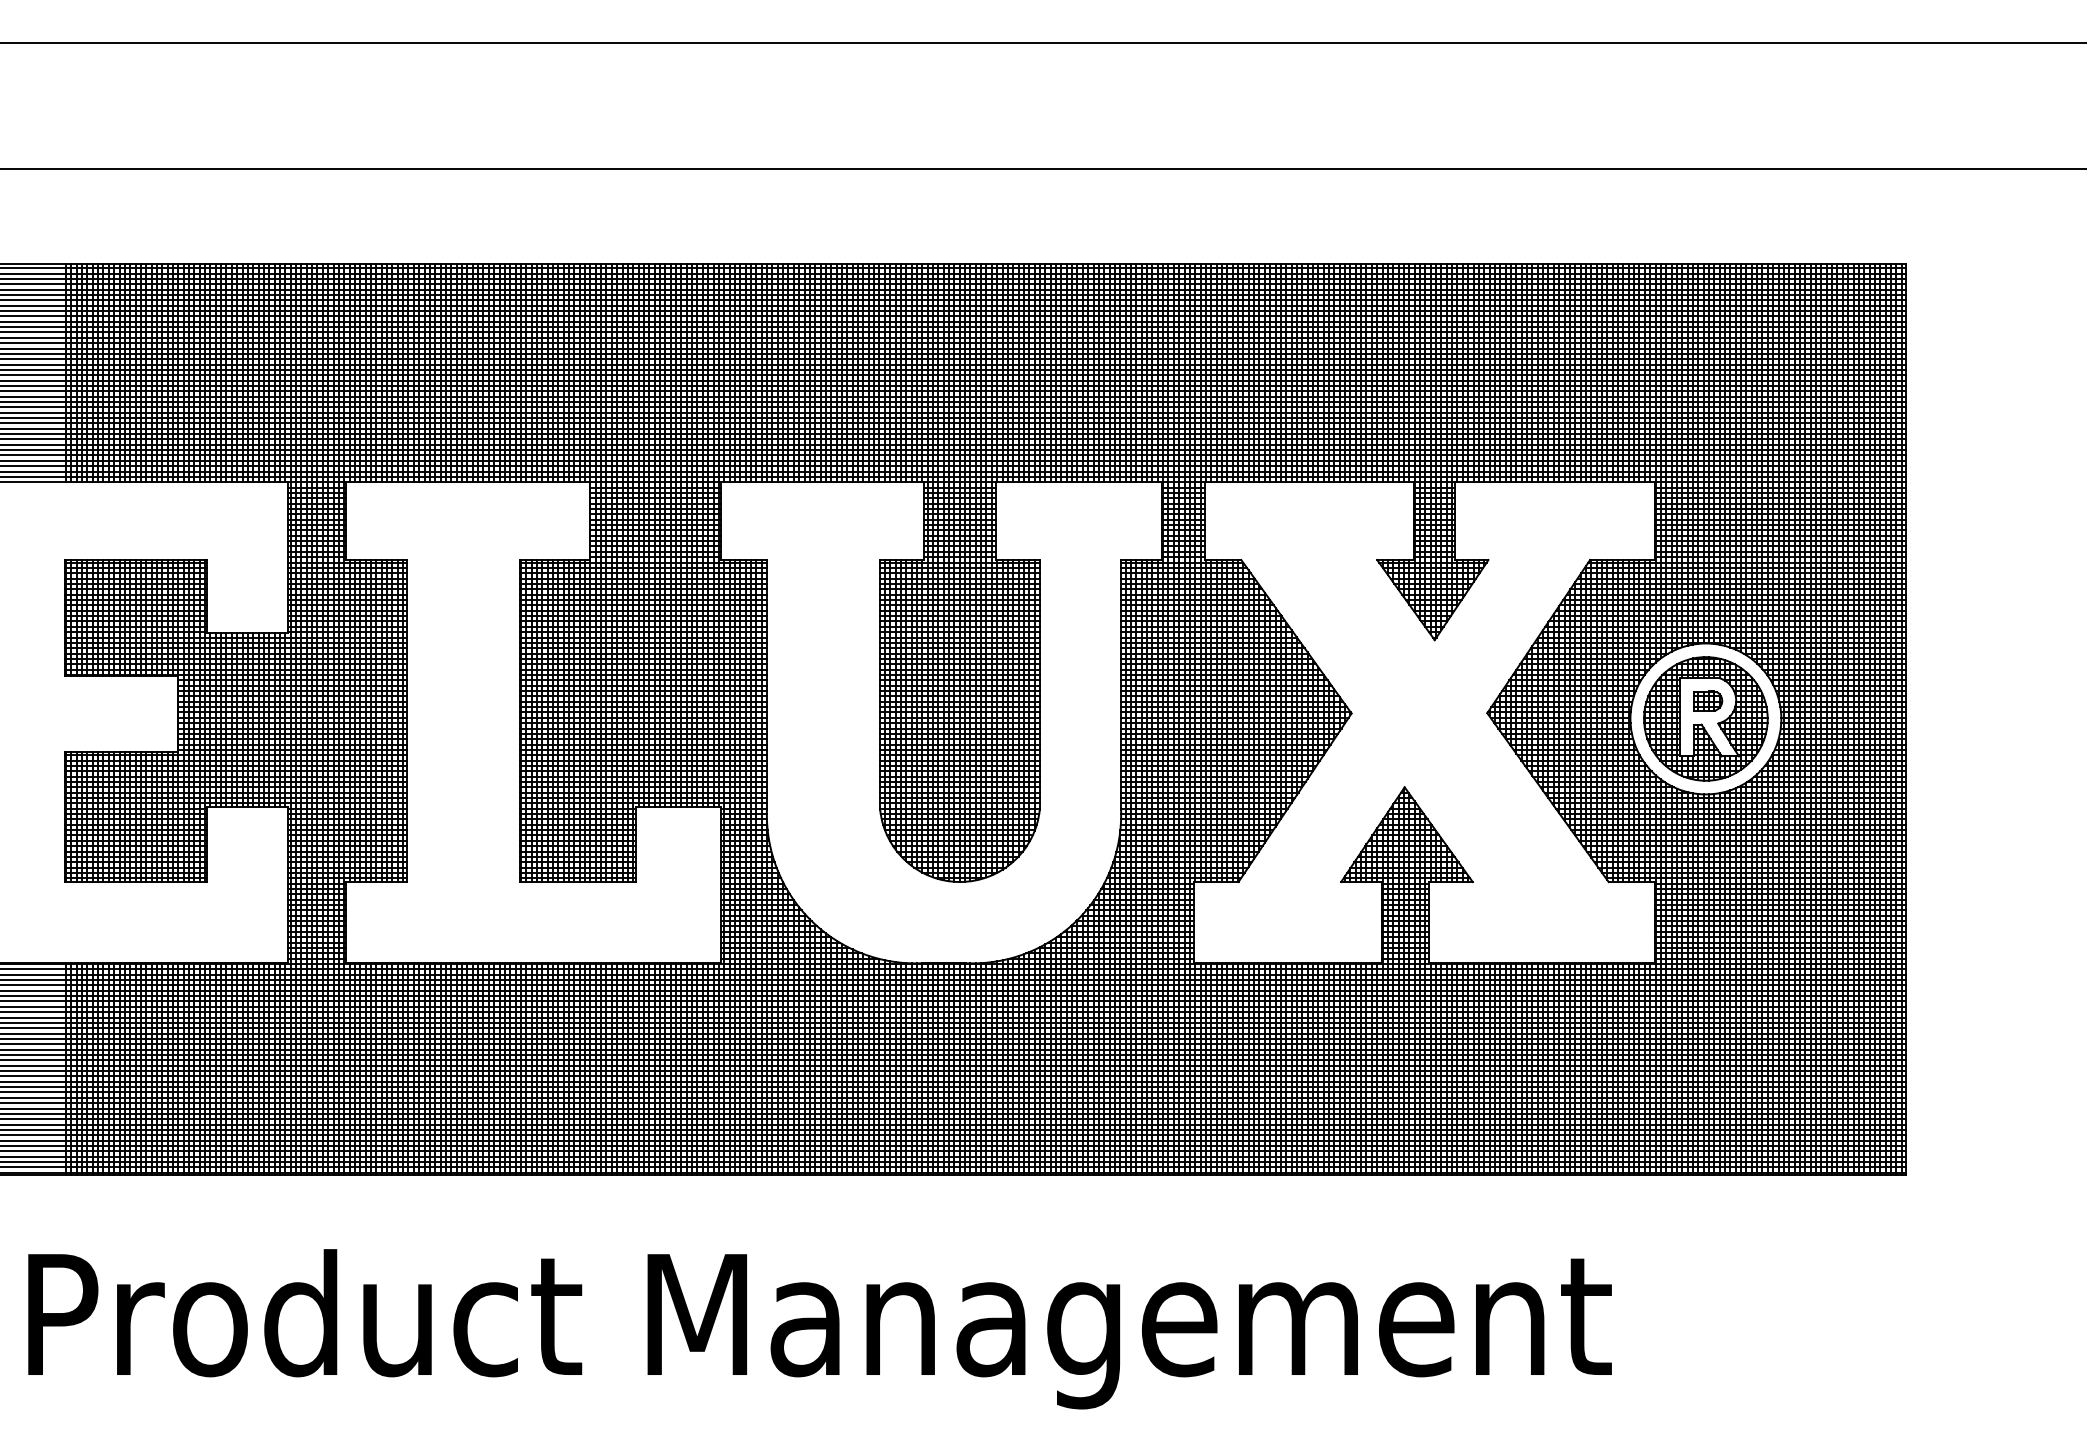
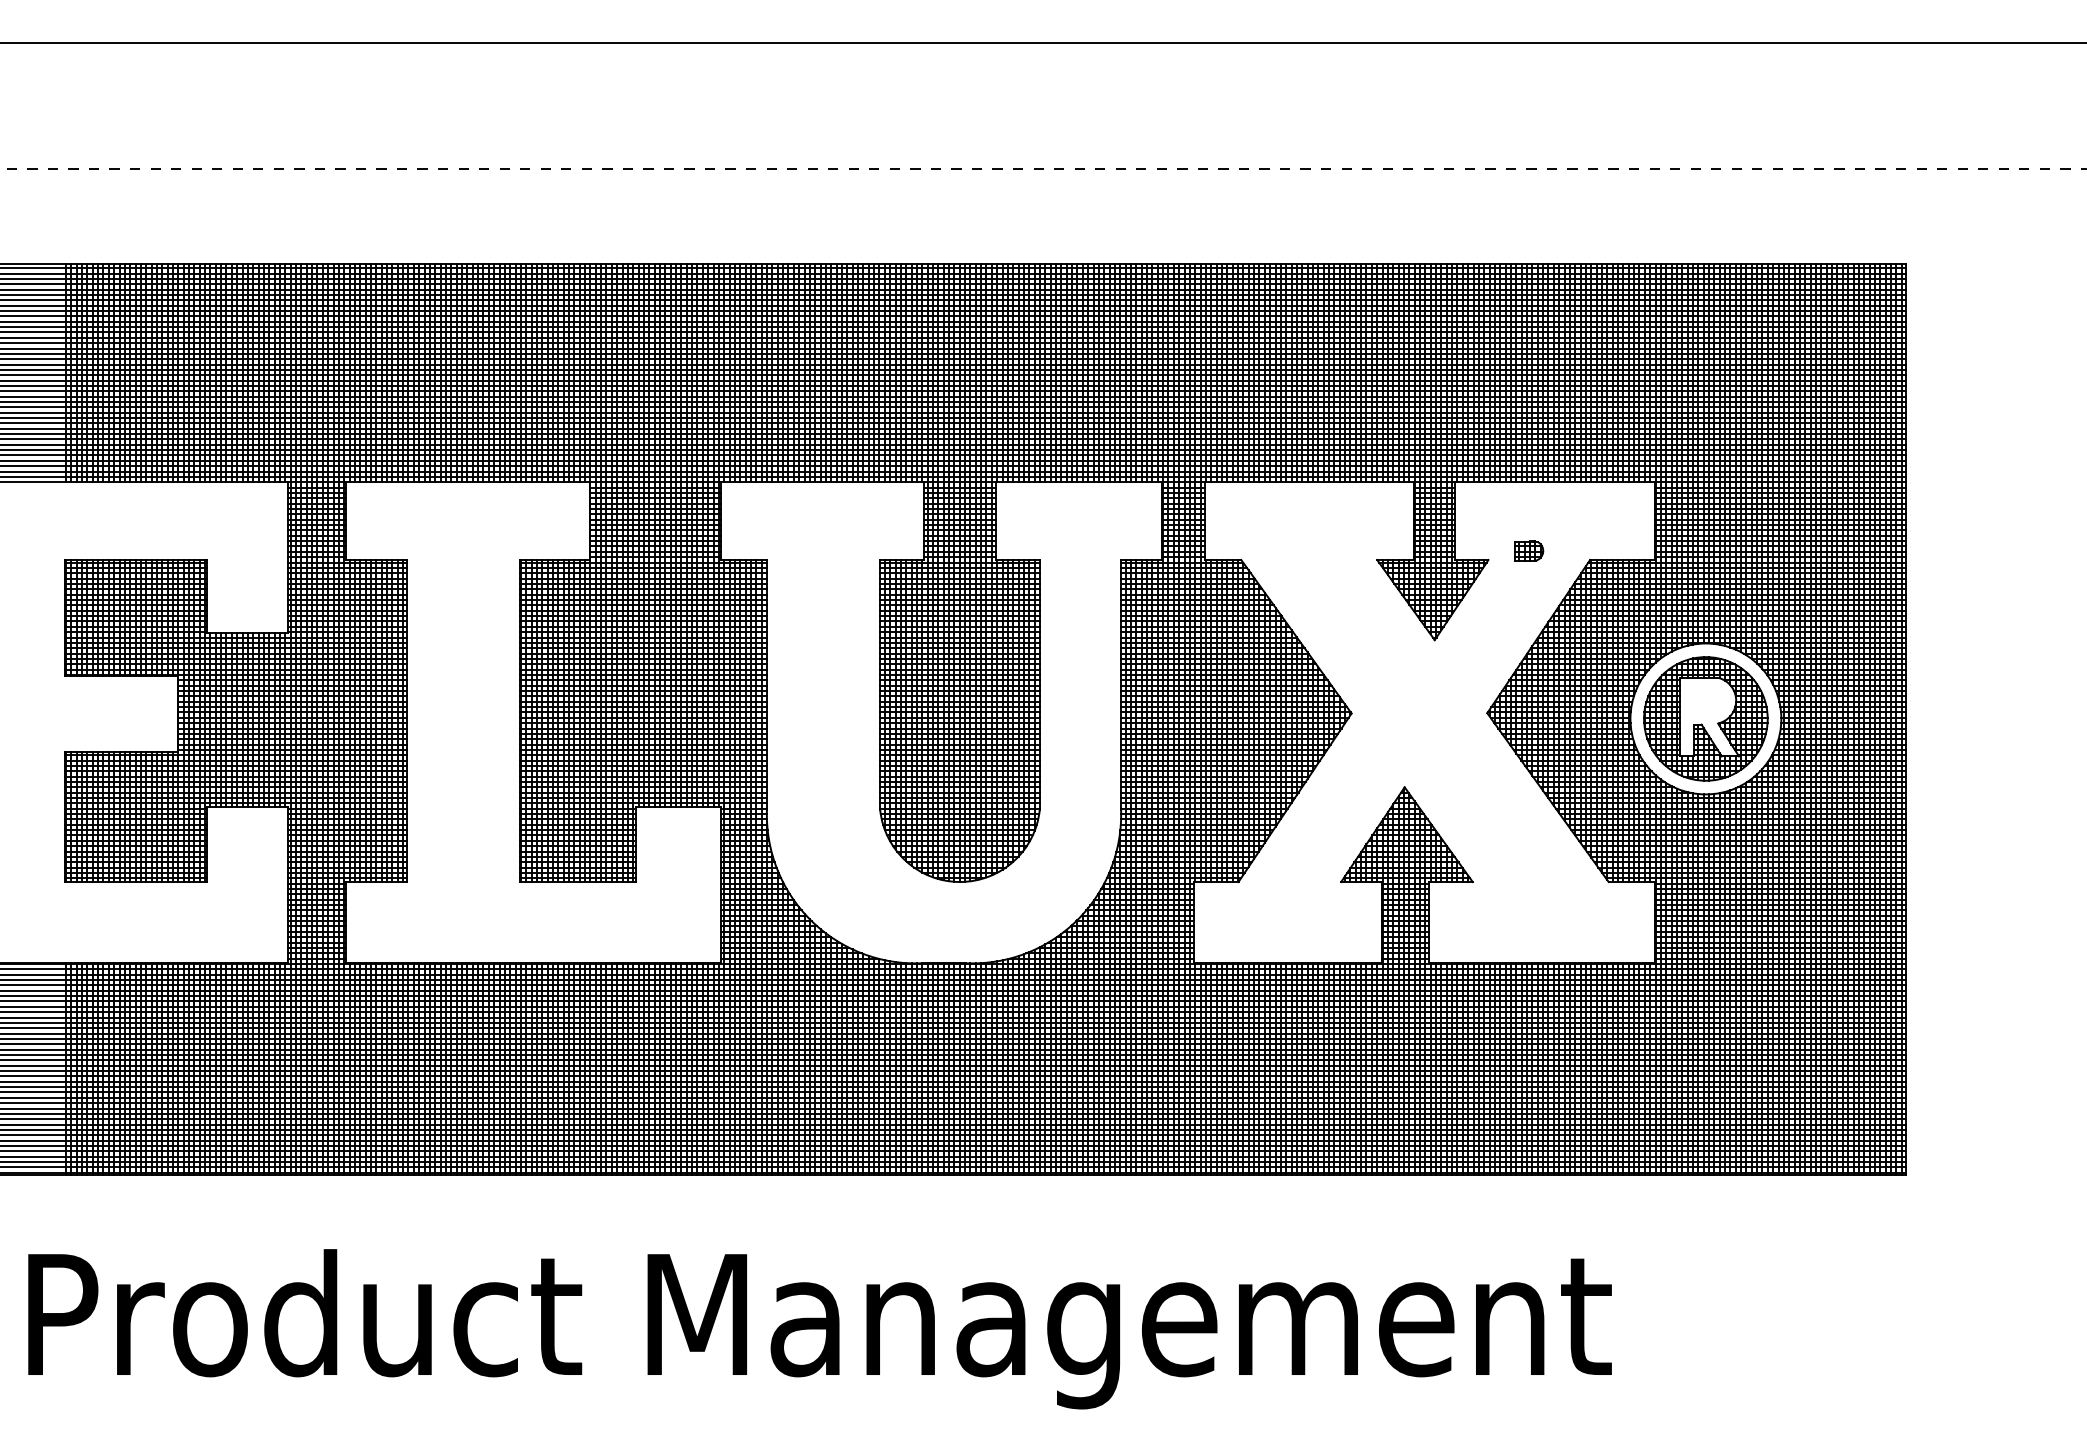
line: solid -> dashed (1043, 169)
part position: (1708, 700) -> (1529, 550) (1529, 550)
